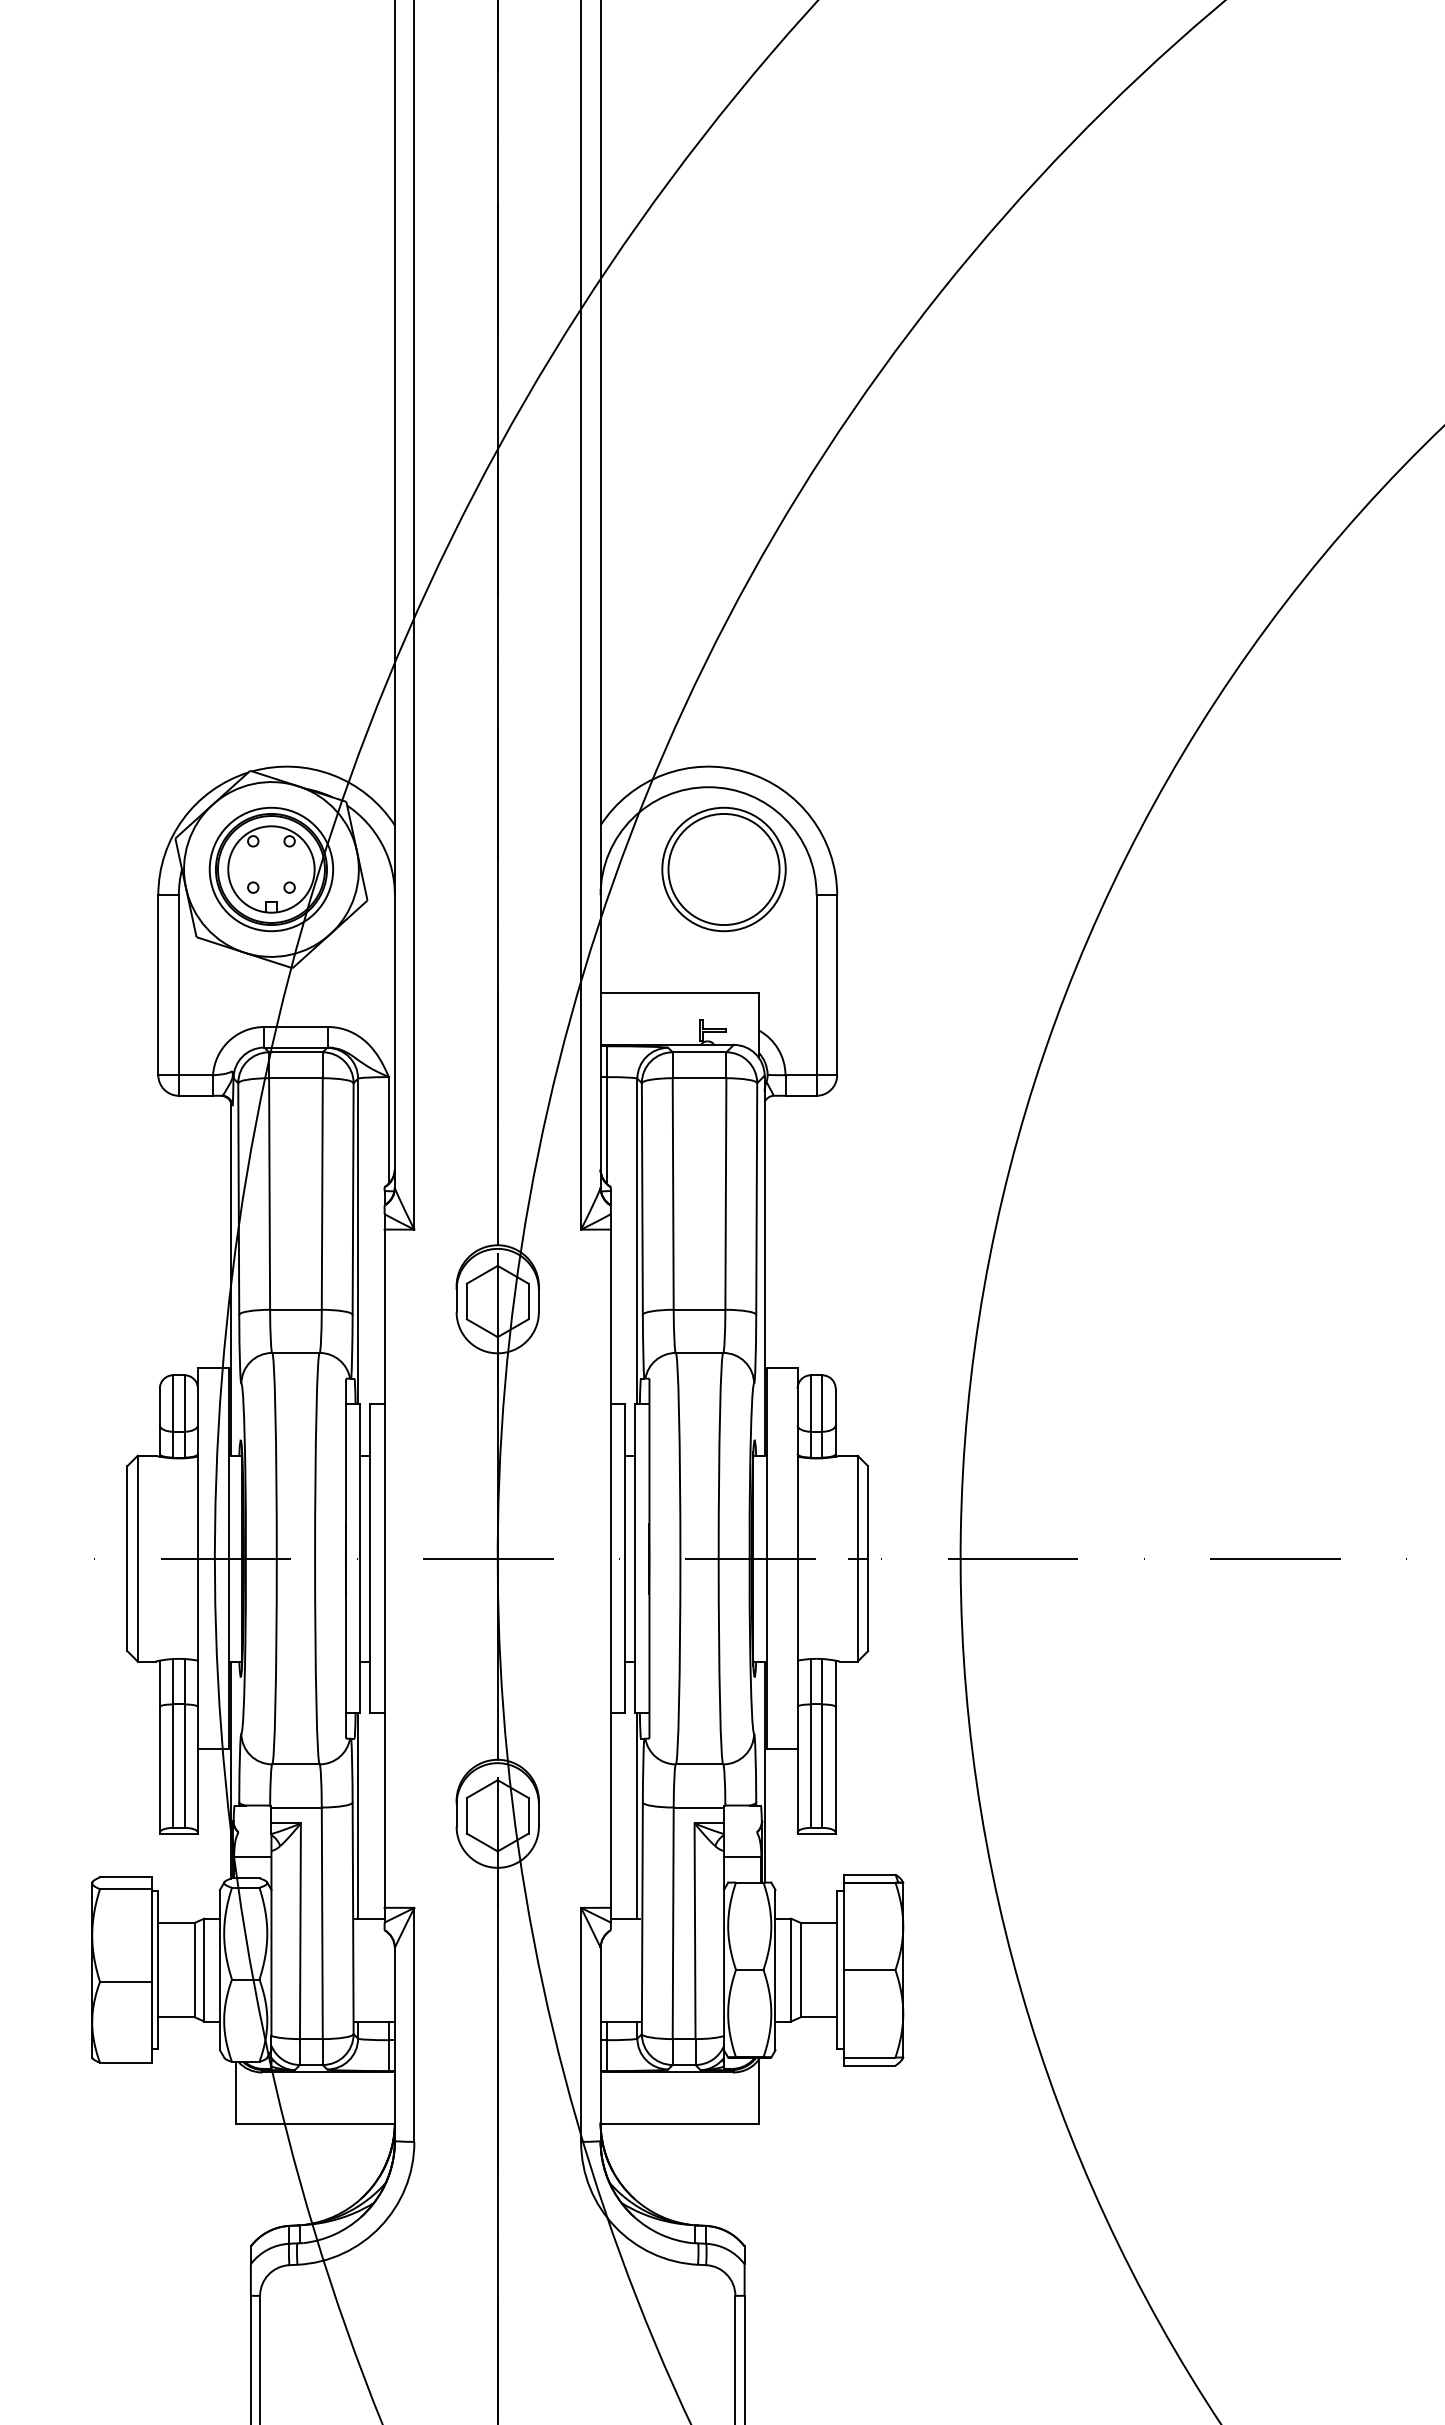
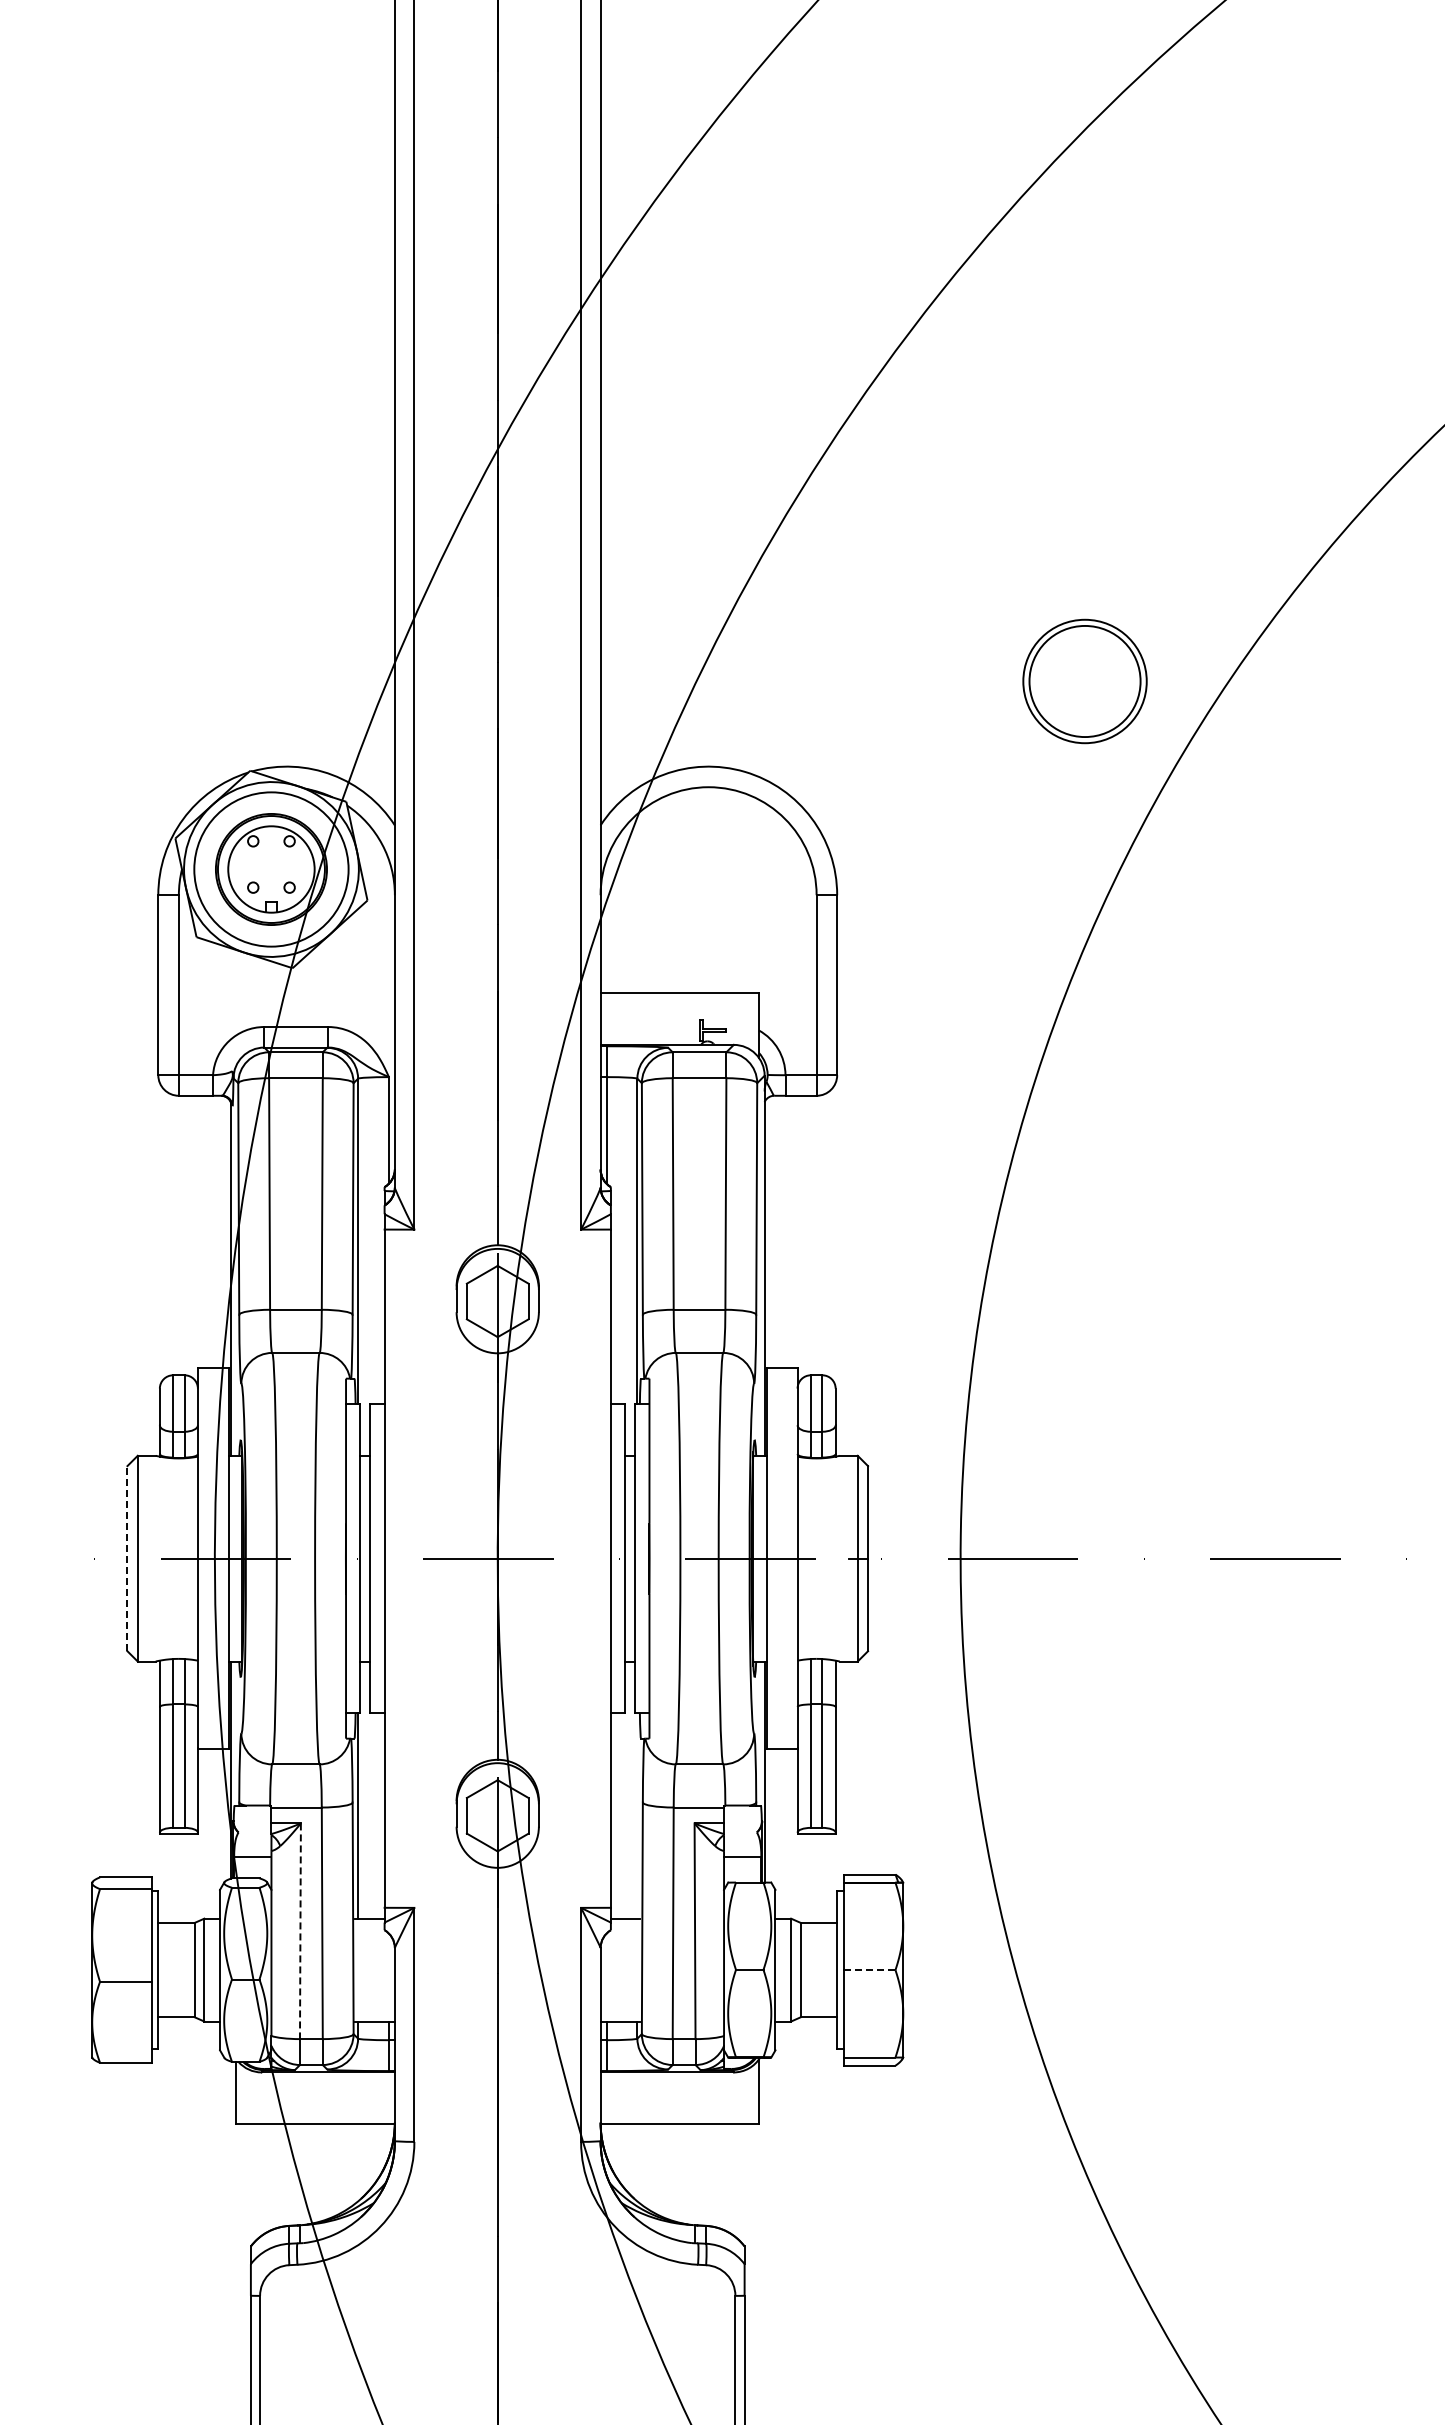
circle diameter: 123 px -> 154 px (271, 869)
part position: (723, 869) -> (1084, 681) (1084, 681)
line: solid -> dashed (127, 1558)
line: present -> none (637, 1815)
line: solid -> dashed (300, 1931)
line: solid -> dashed (869, 1970)
